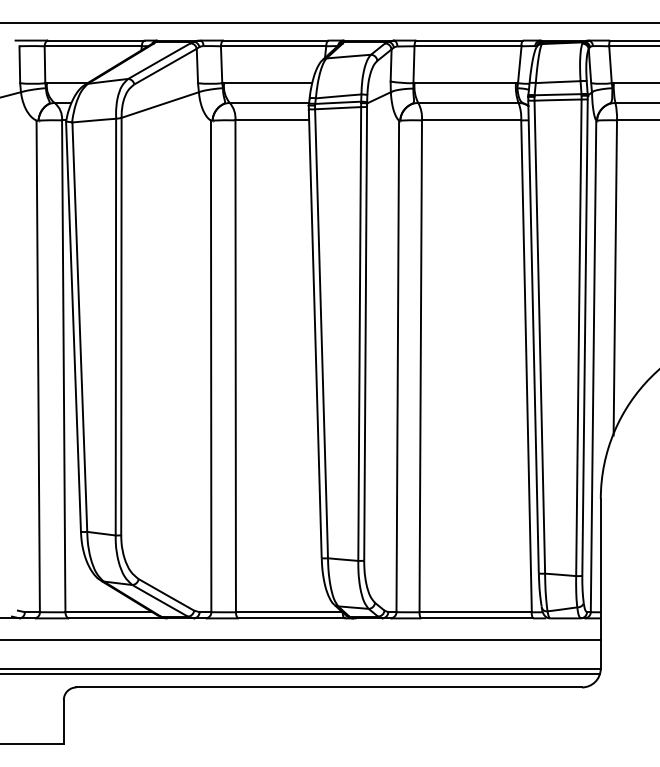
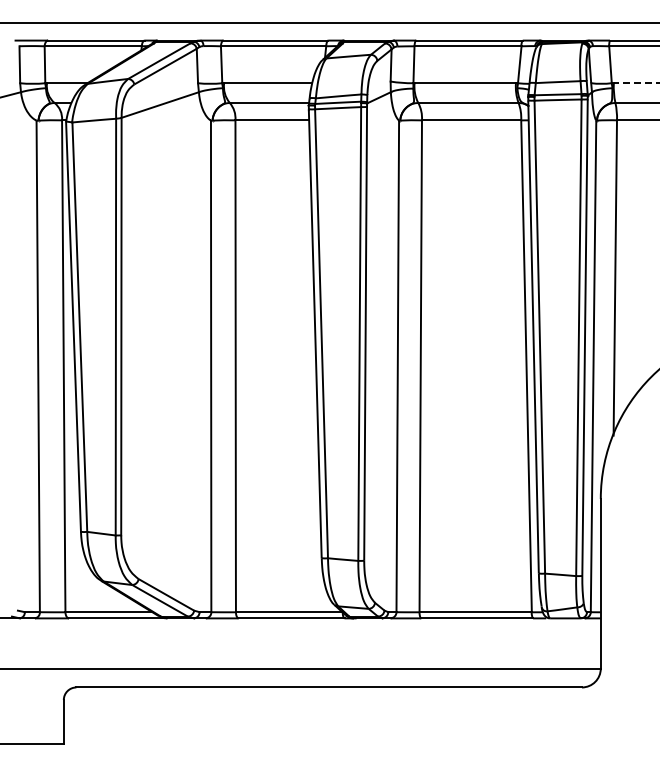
line: solid -> dashed (636, 83)
line: present -> none (301, 639)
line: present -> none (300, 674)
